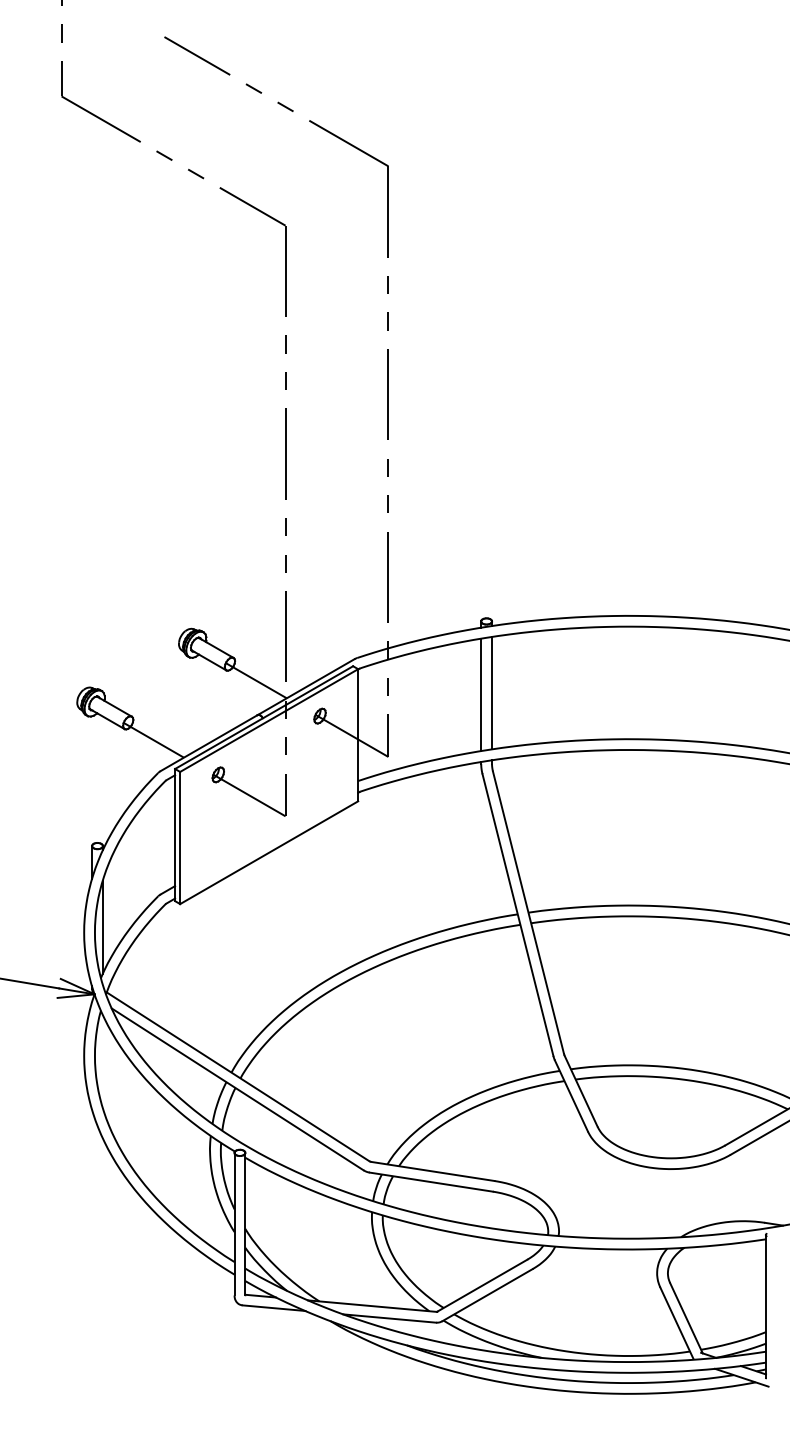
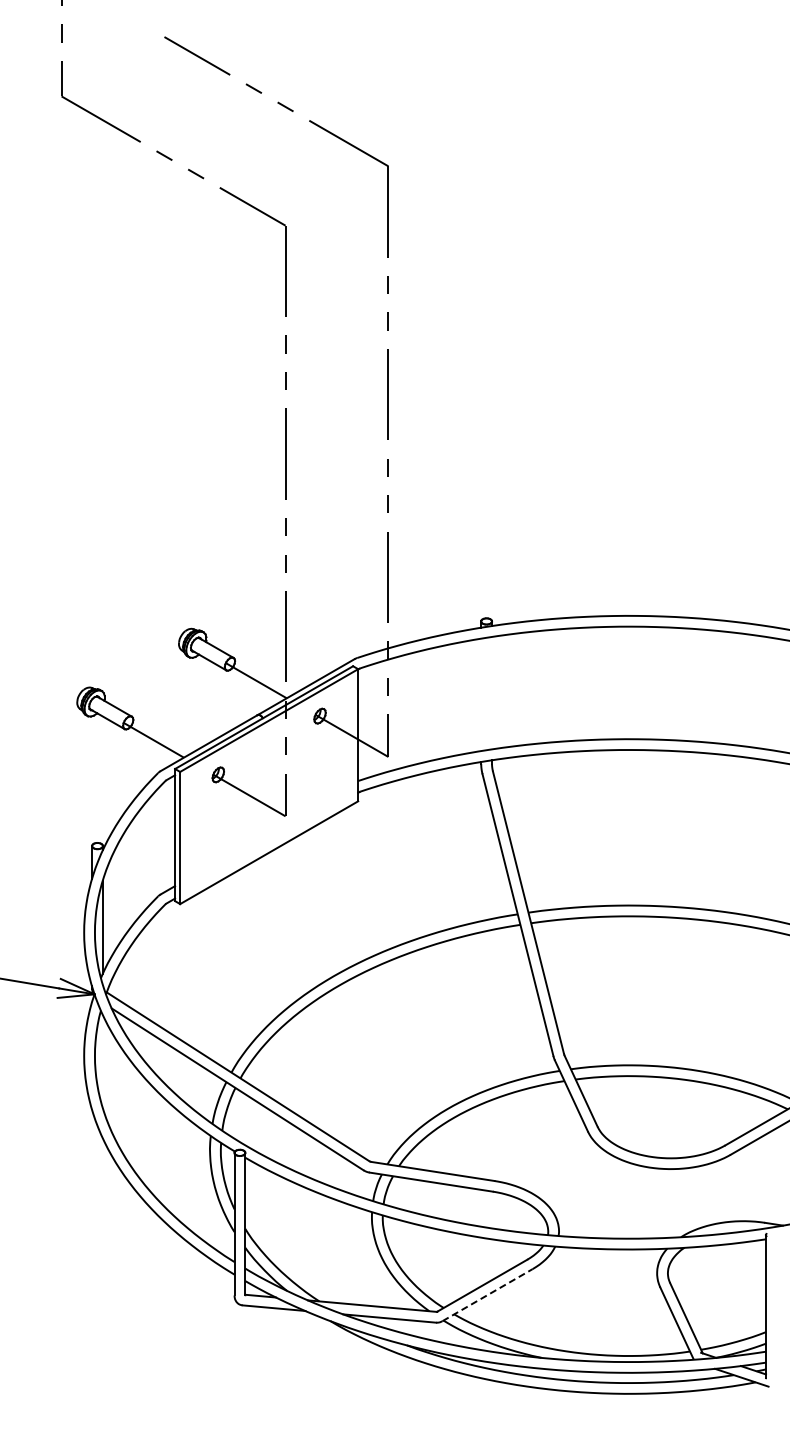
line: present -> none (492, 693)
line: present -> none (481, 694)
line: solid -> dashed (487, 1295)
